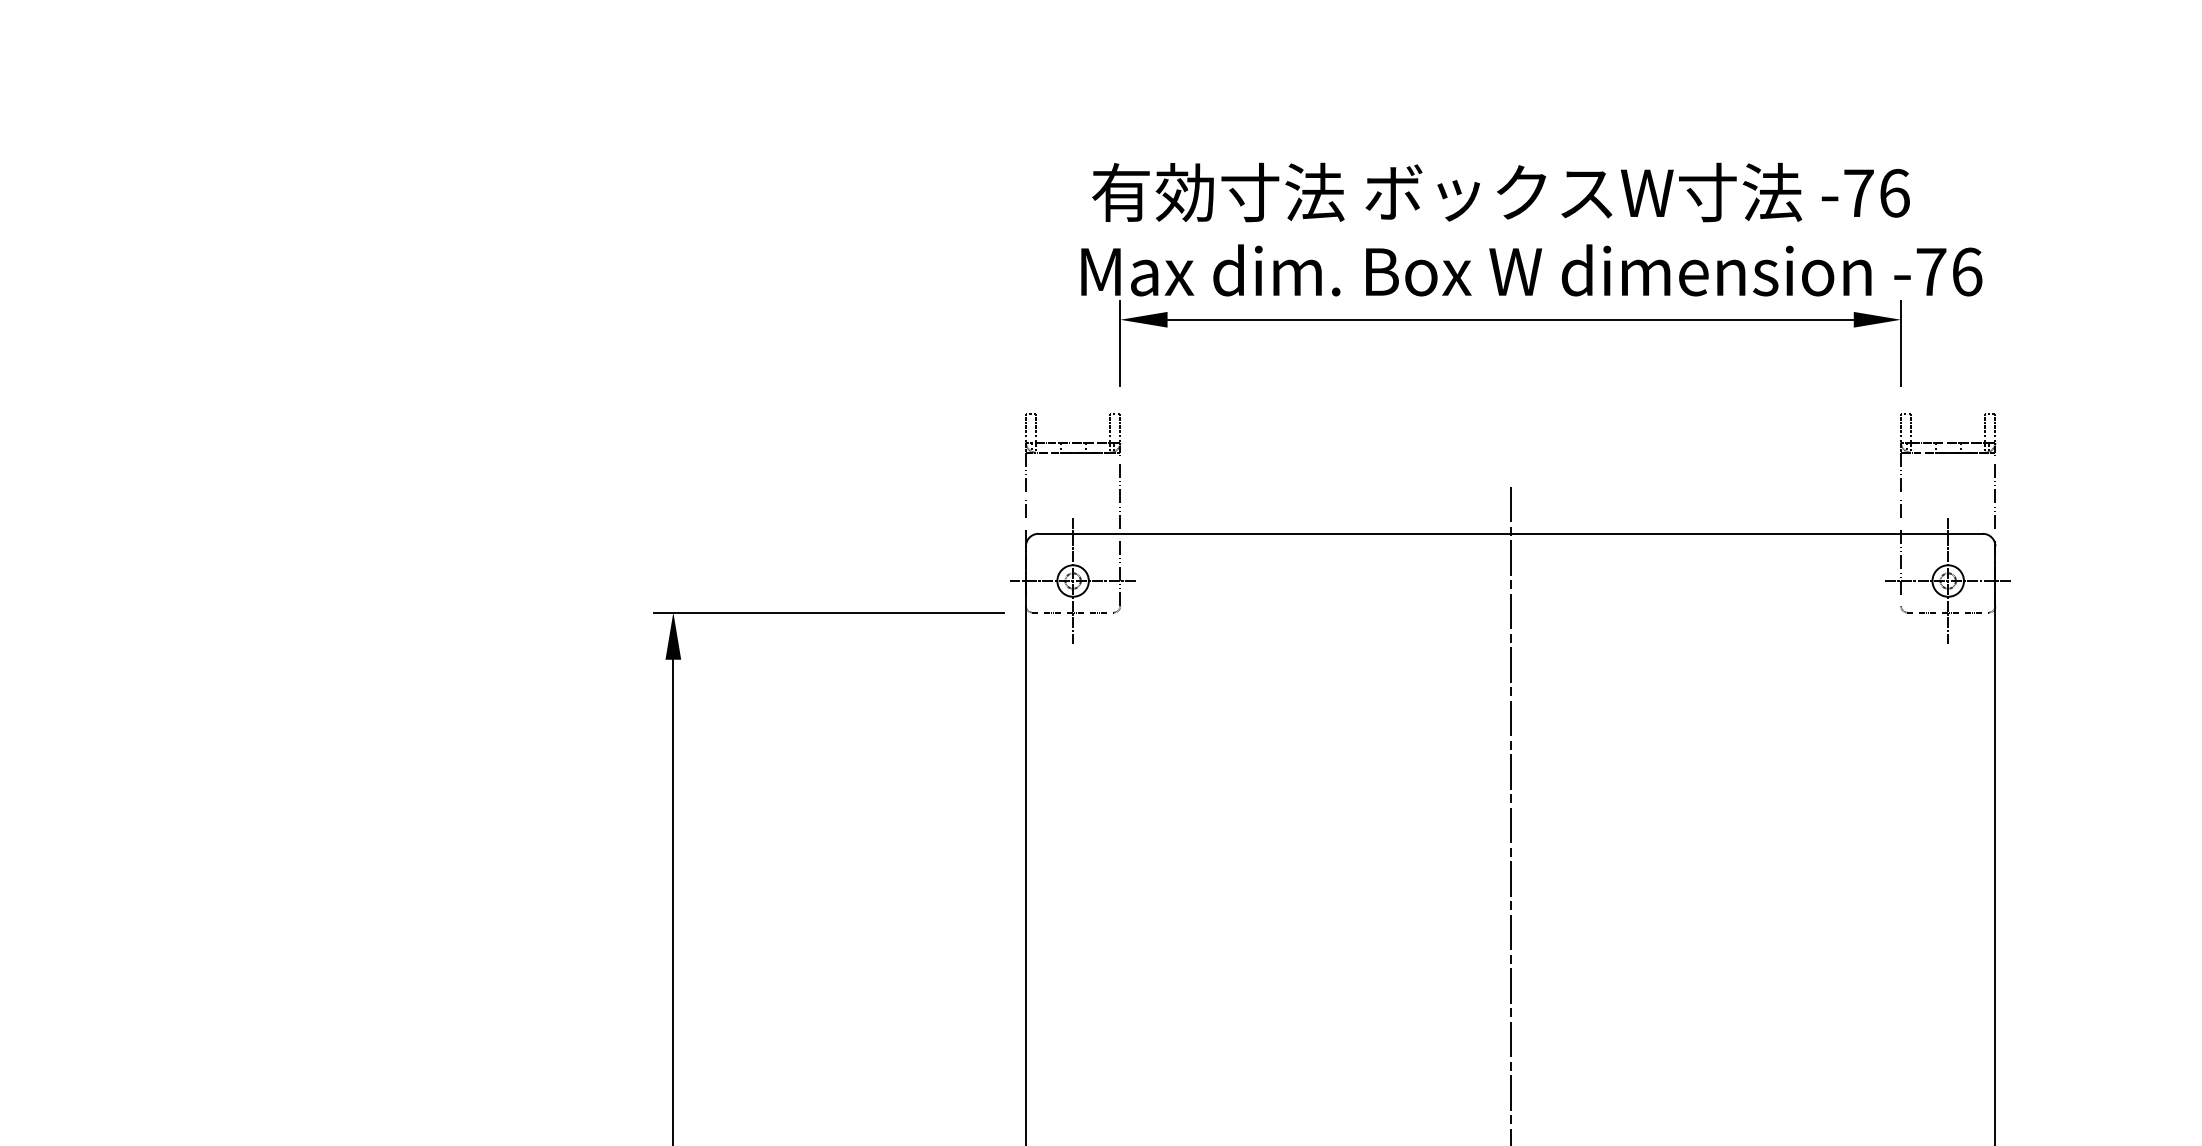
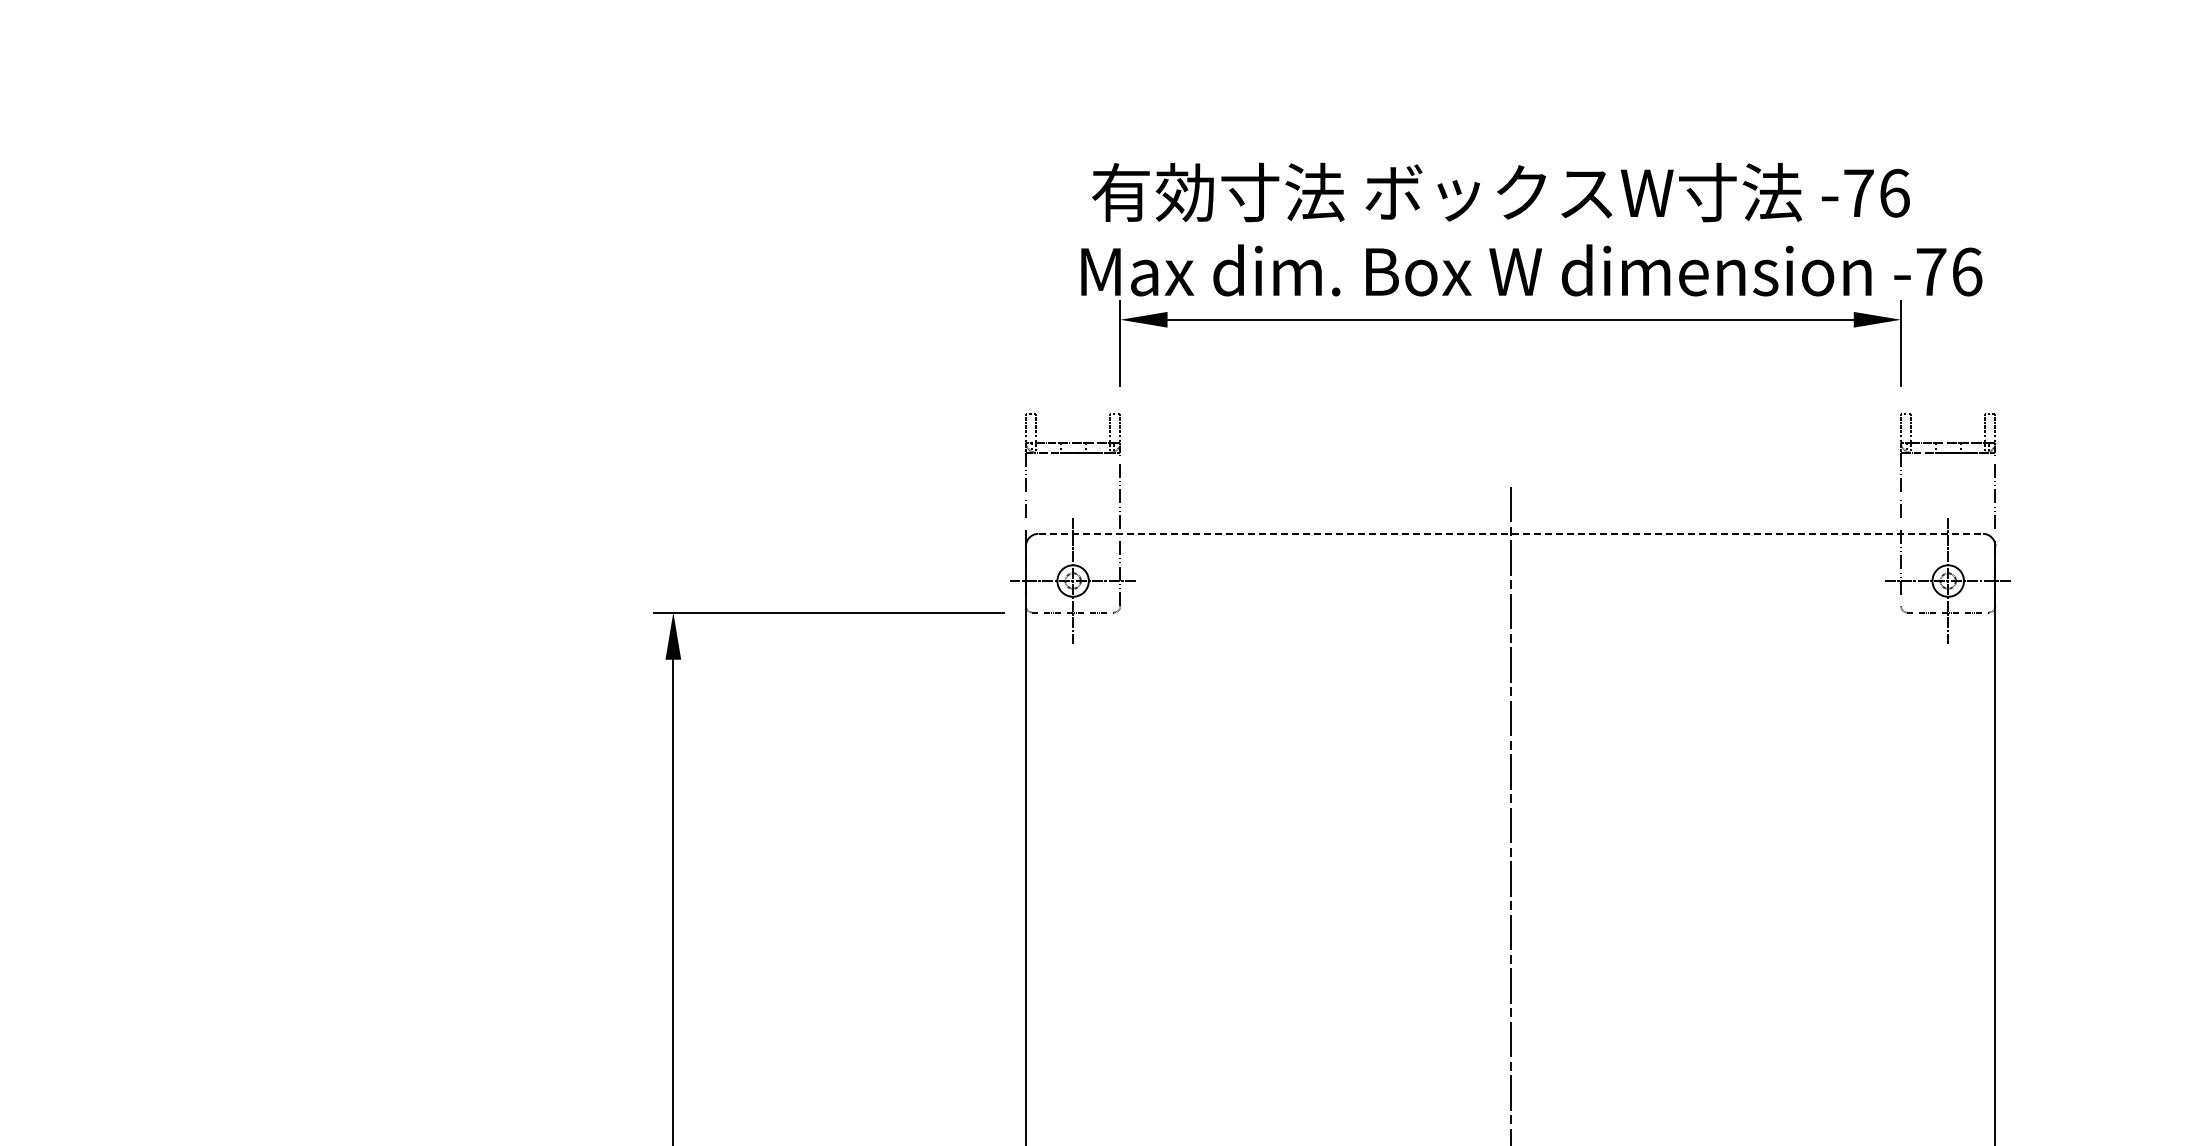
line: solid -> dashed (1511, 533)
